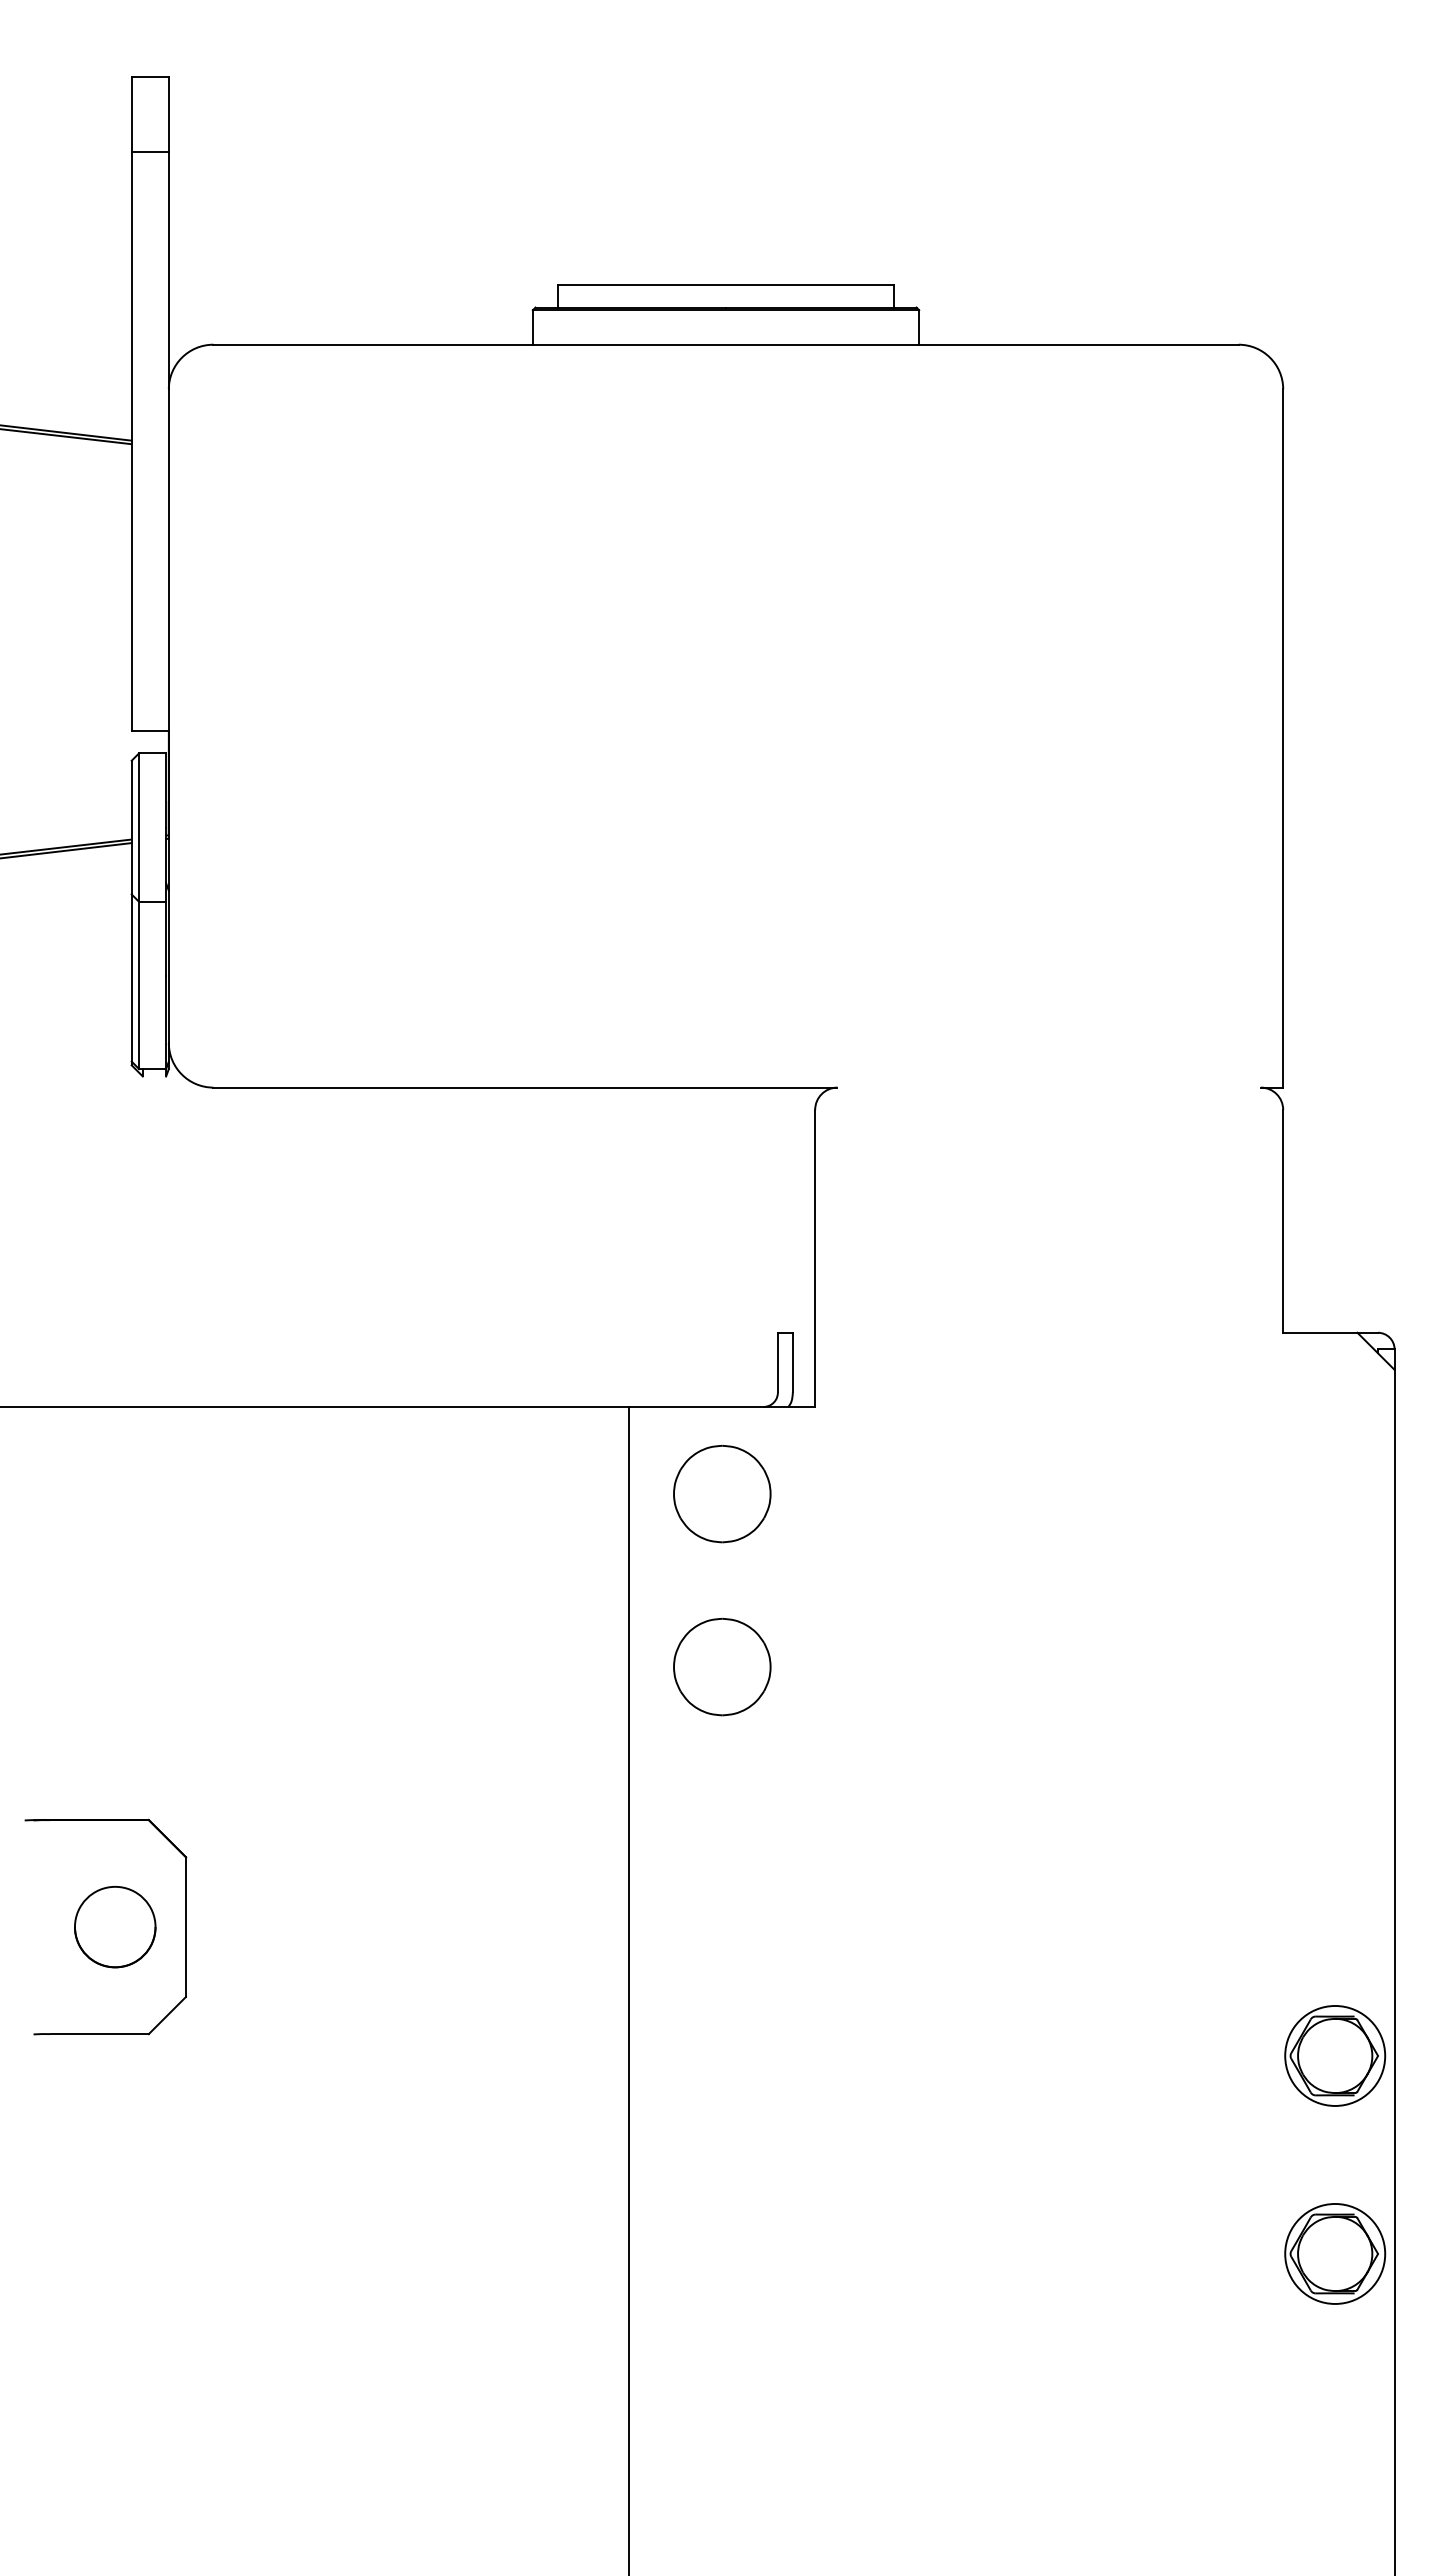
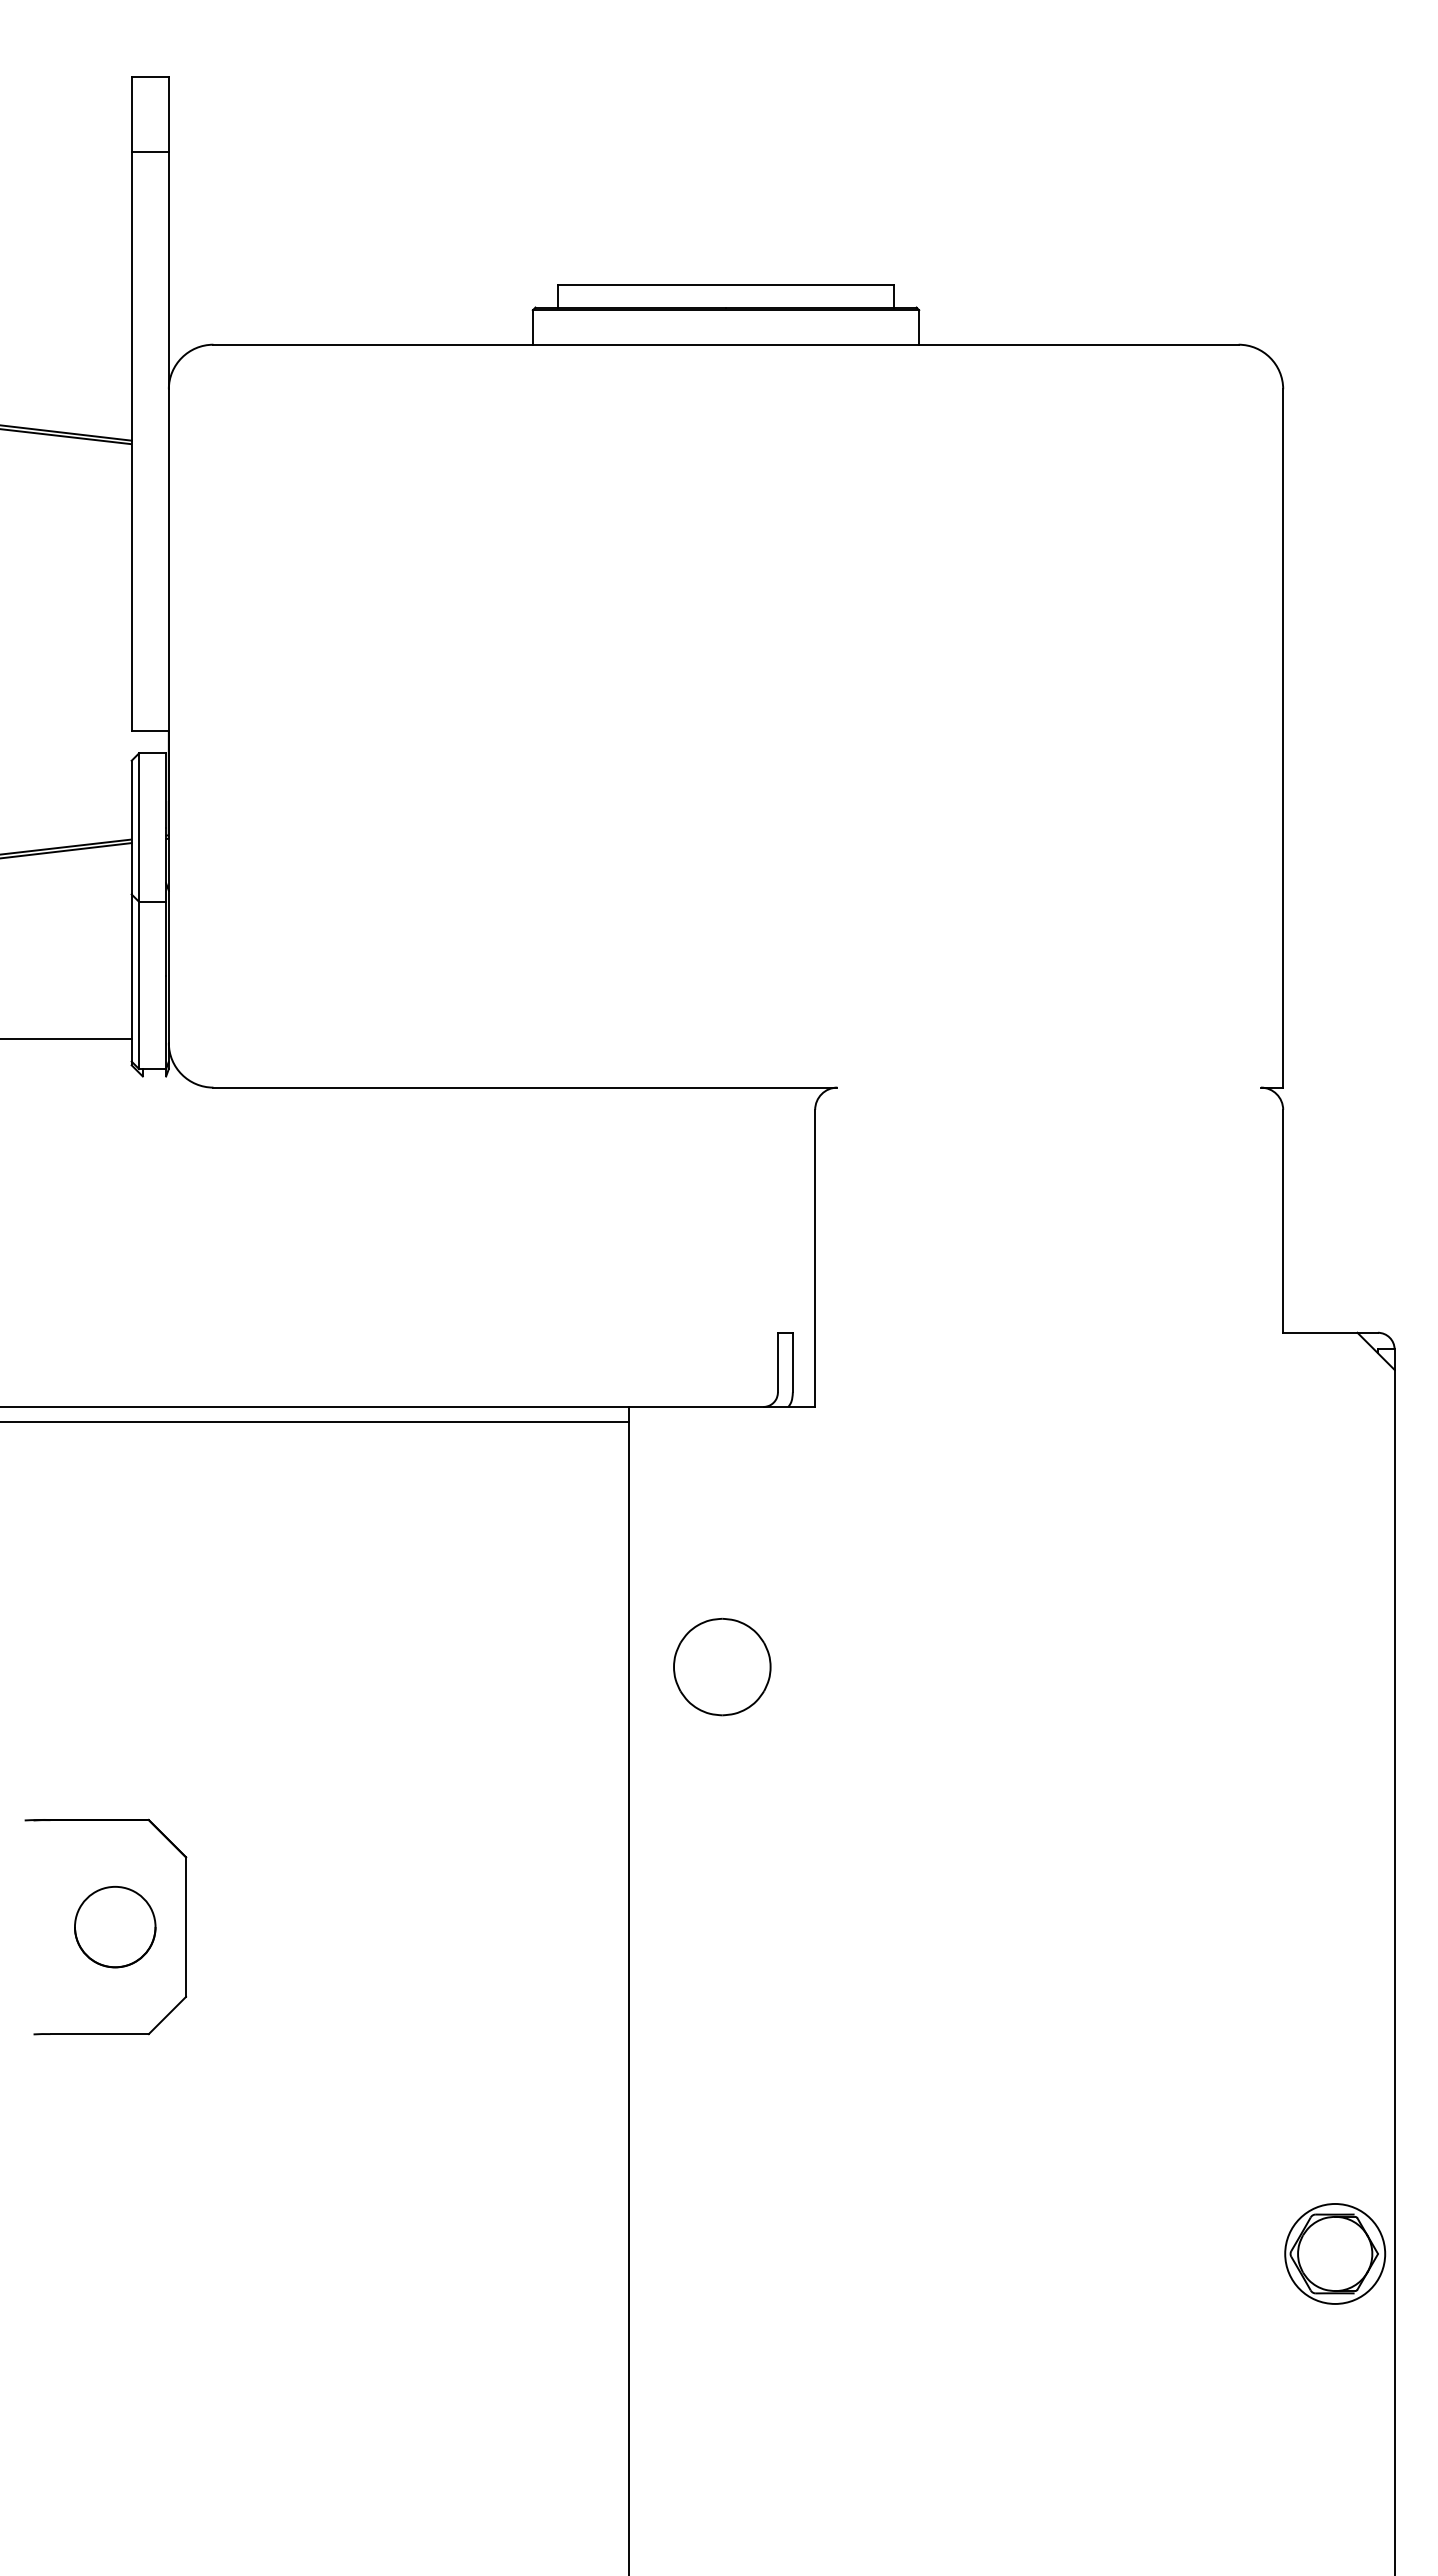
line: none -> present (66, 1039)
line: none -> present (315, 1421)
part: present -> none (722, 1493)
part: present -> none (1335, 2055)
